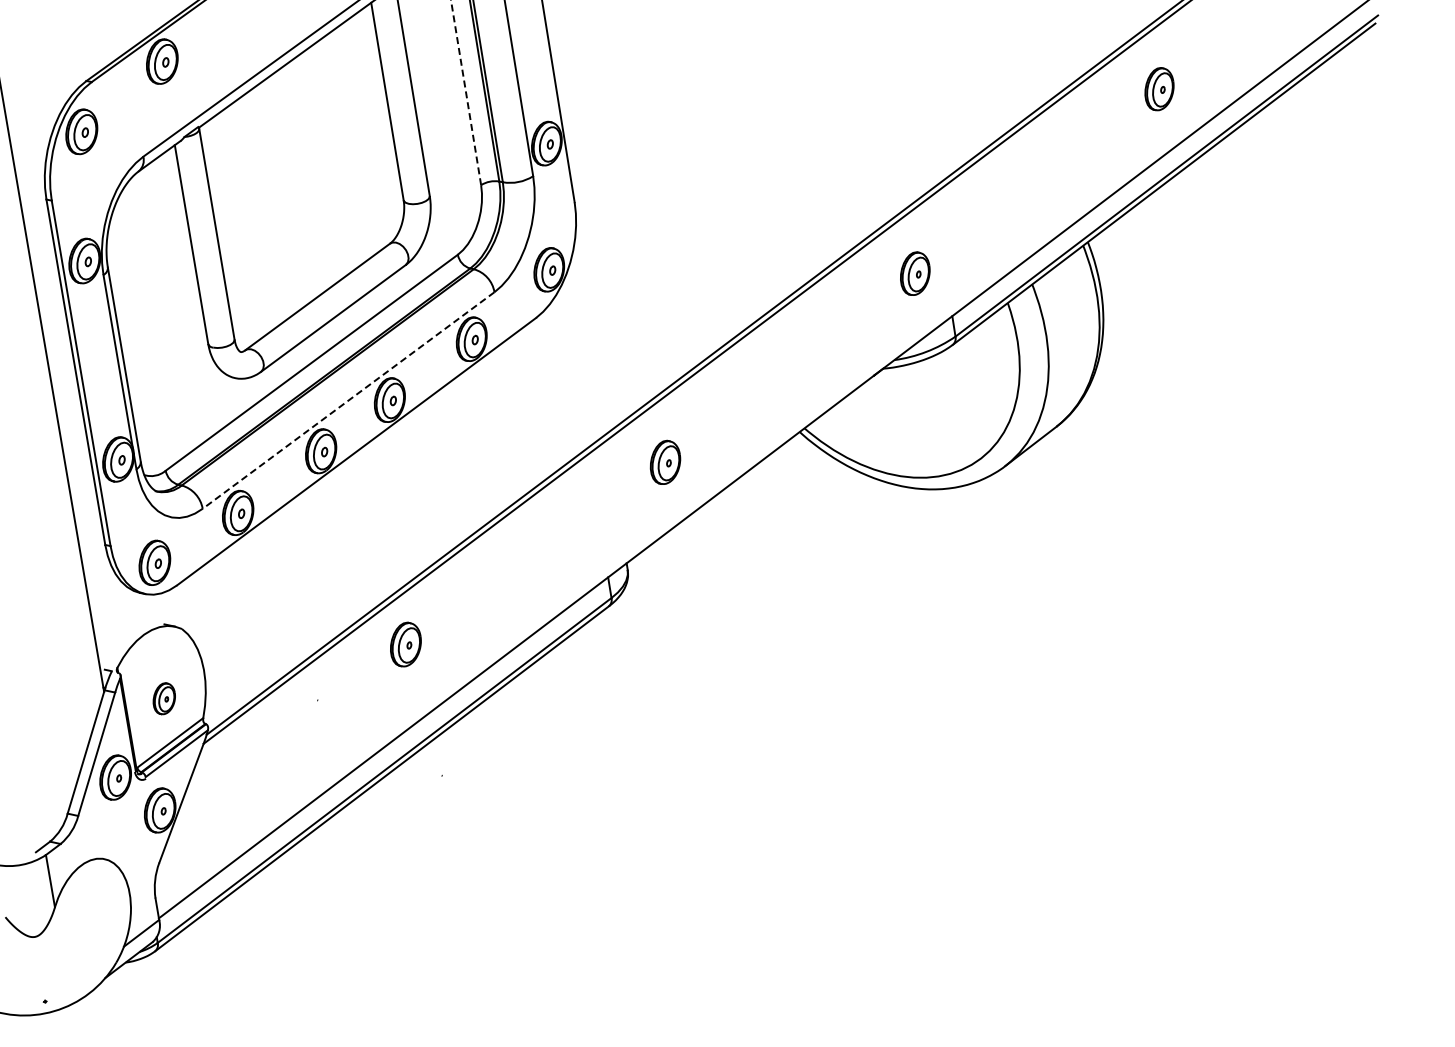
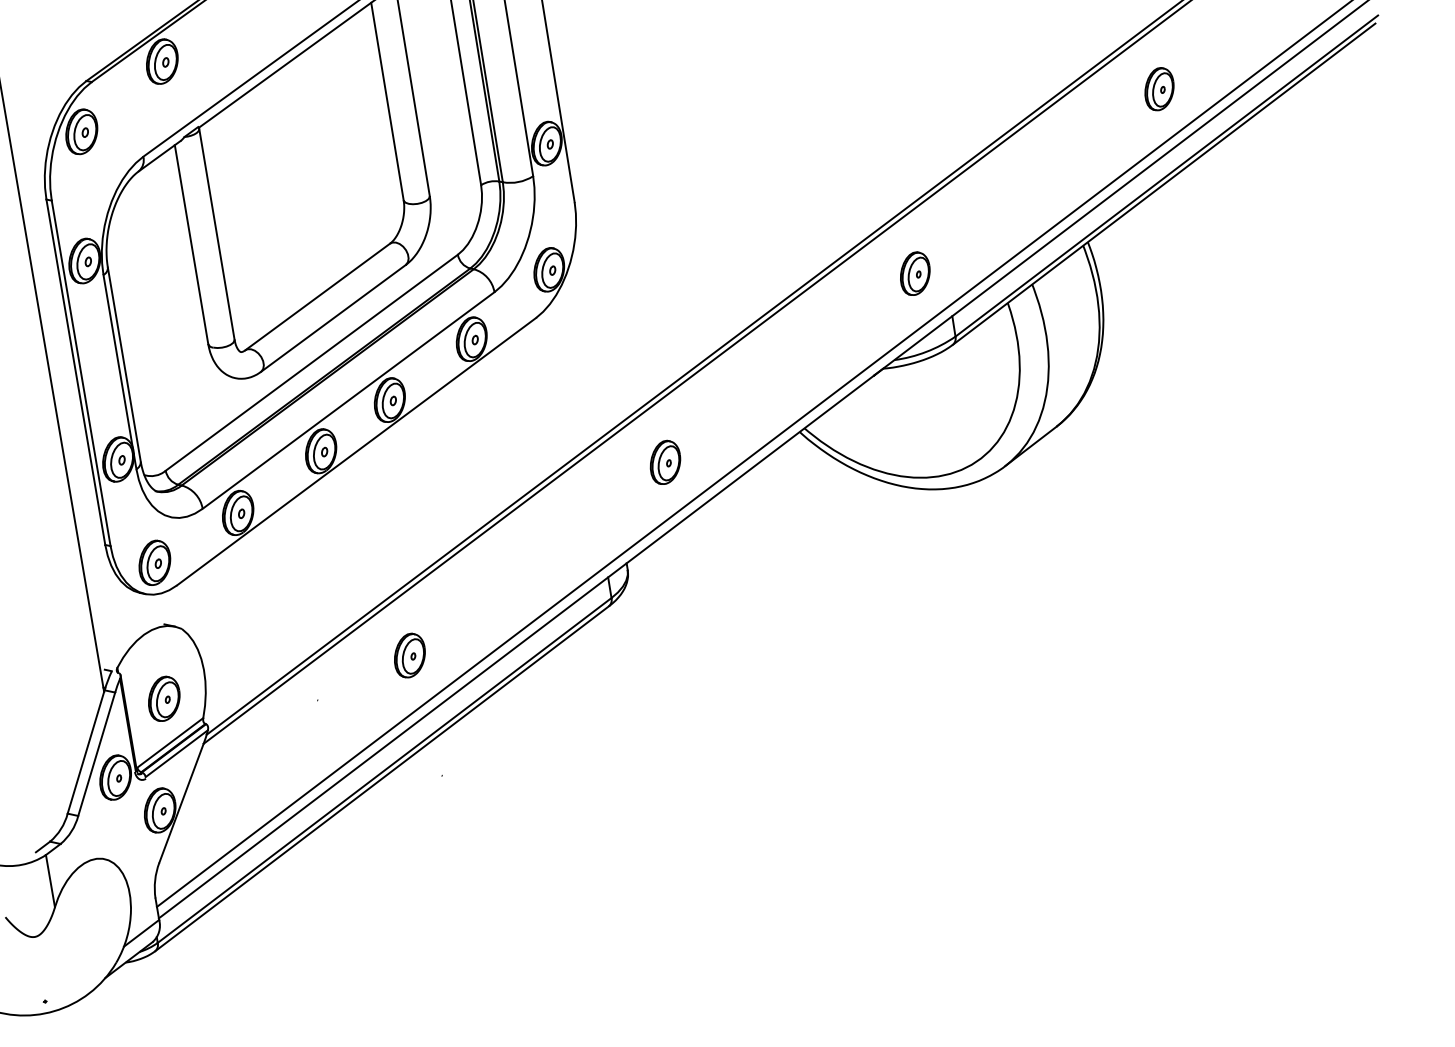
line: dashed -> solid (466, 92)
line: dashed -> solid (348, 400)
line: none -> present (752, 454)
part position: (405, 644) -> (409, 655) (409, 655)
part size: 24x34 px -> 33x47 px (164, 698)
